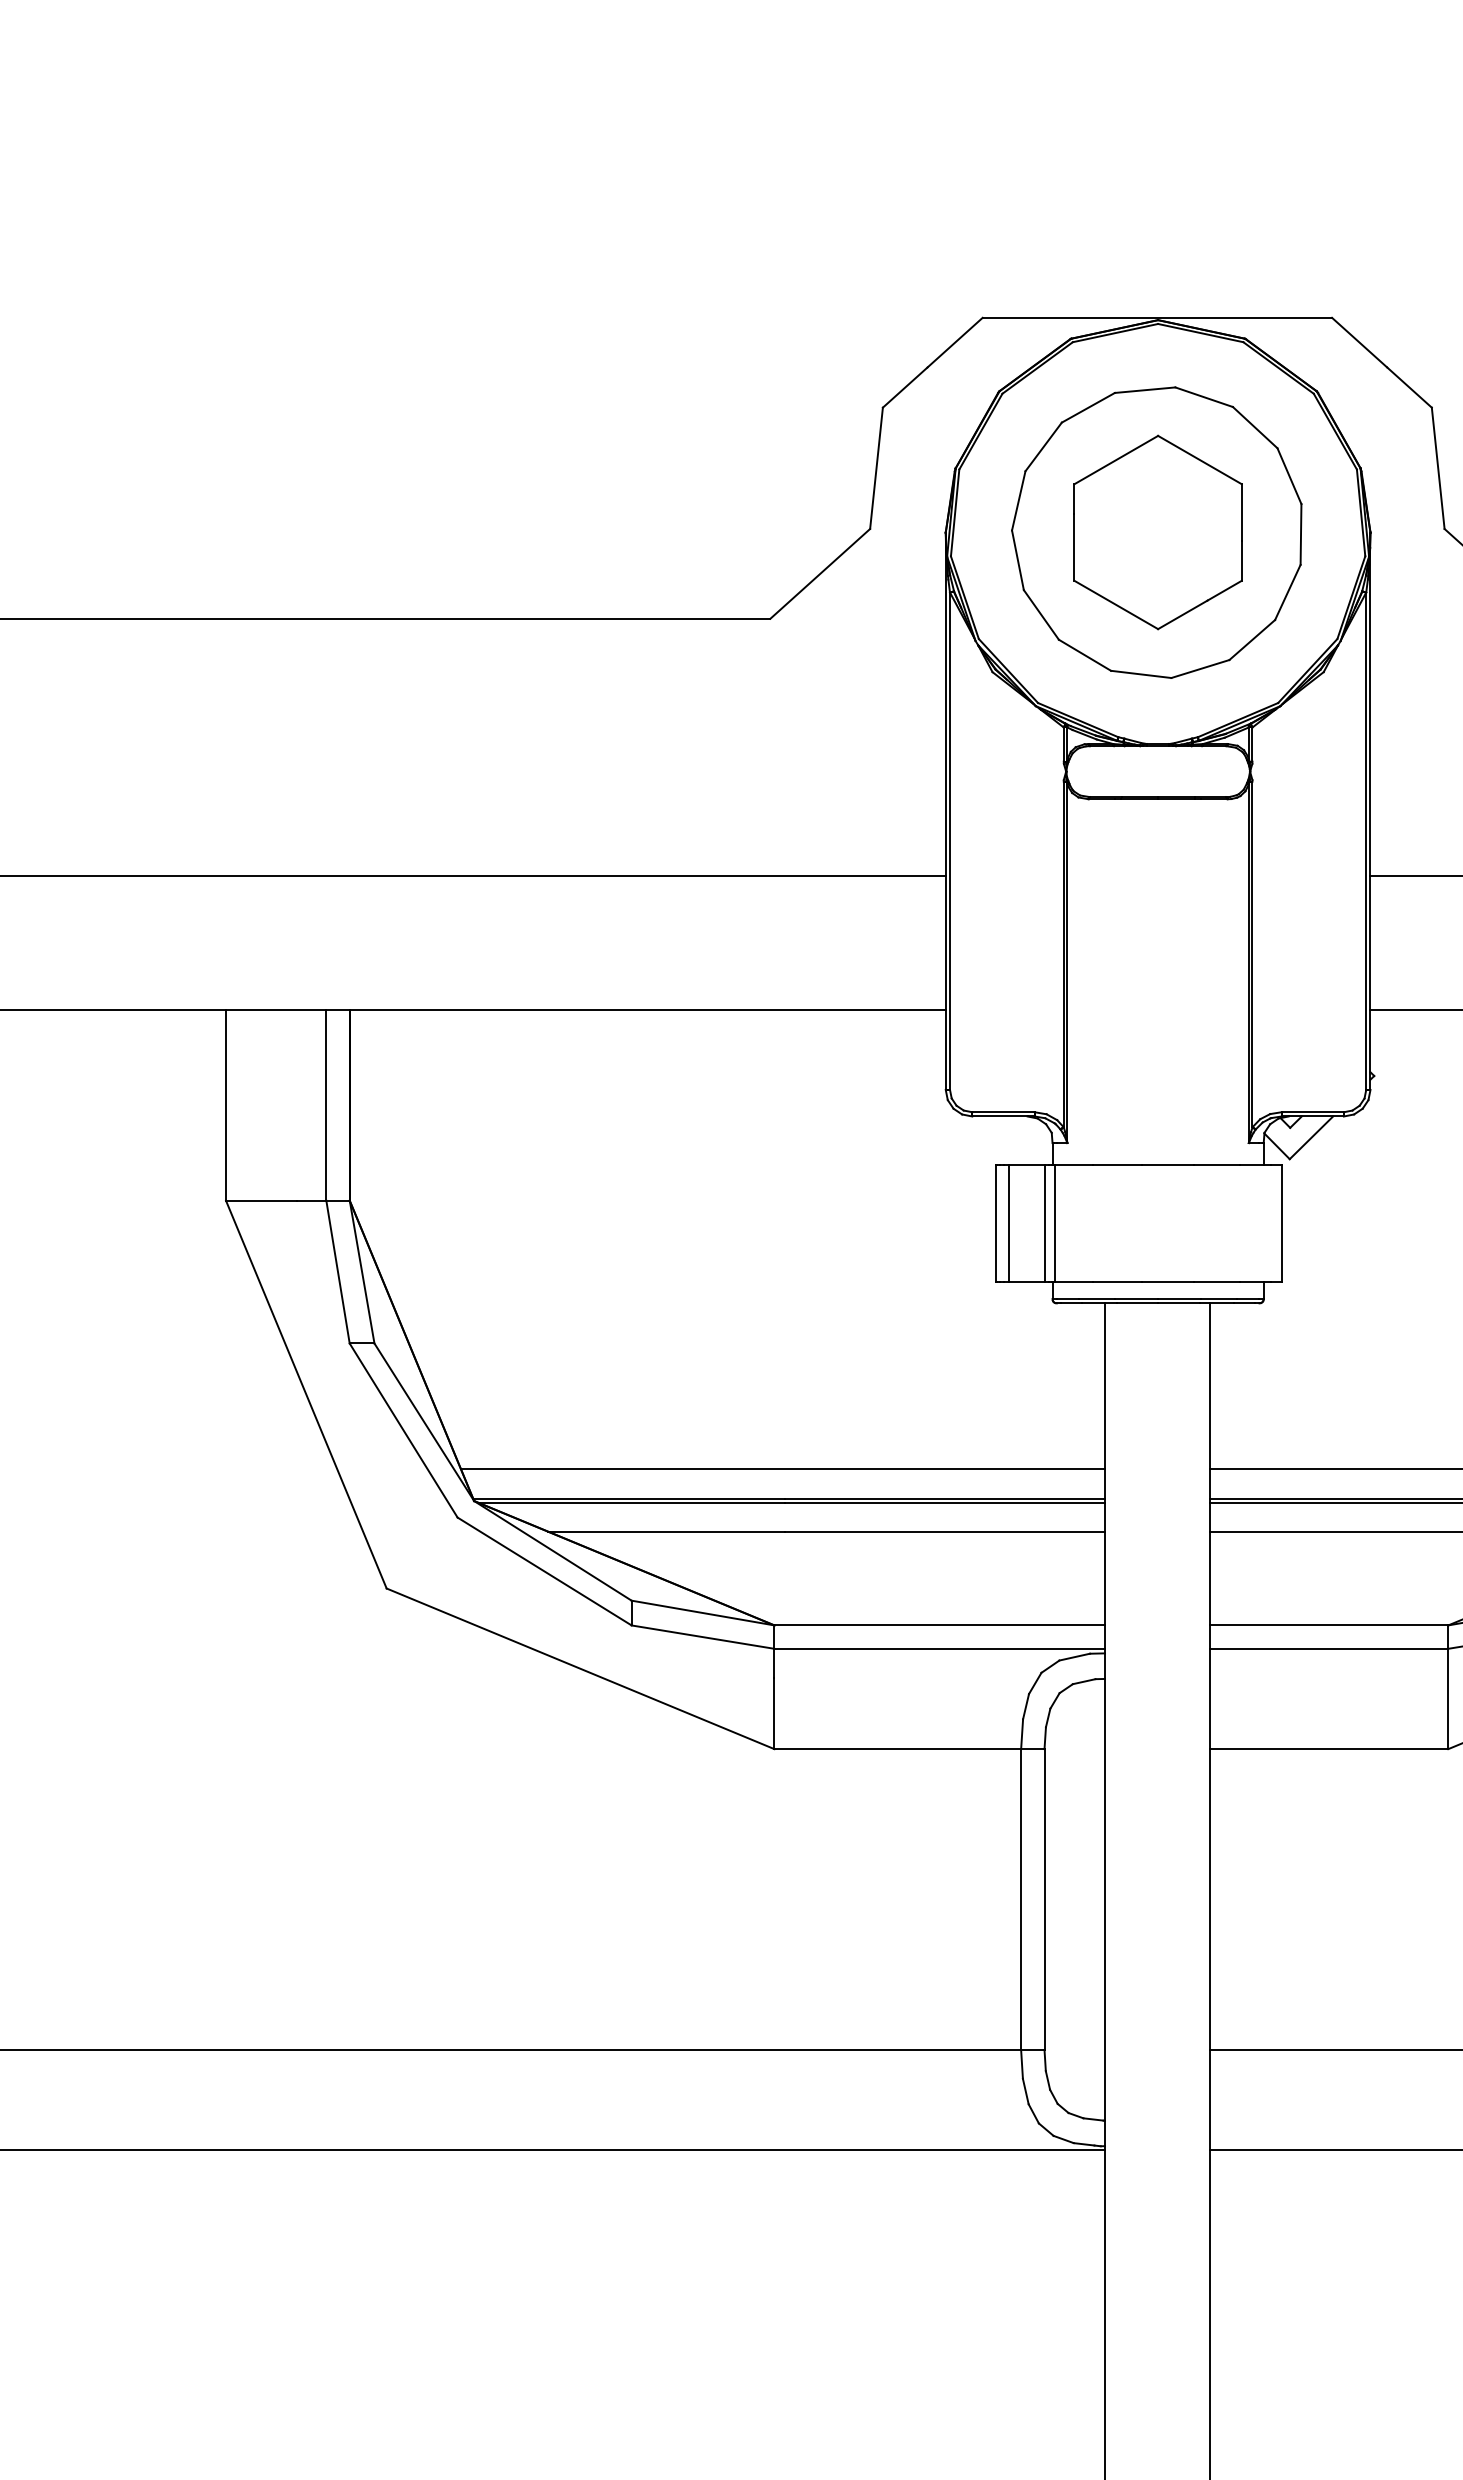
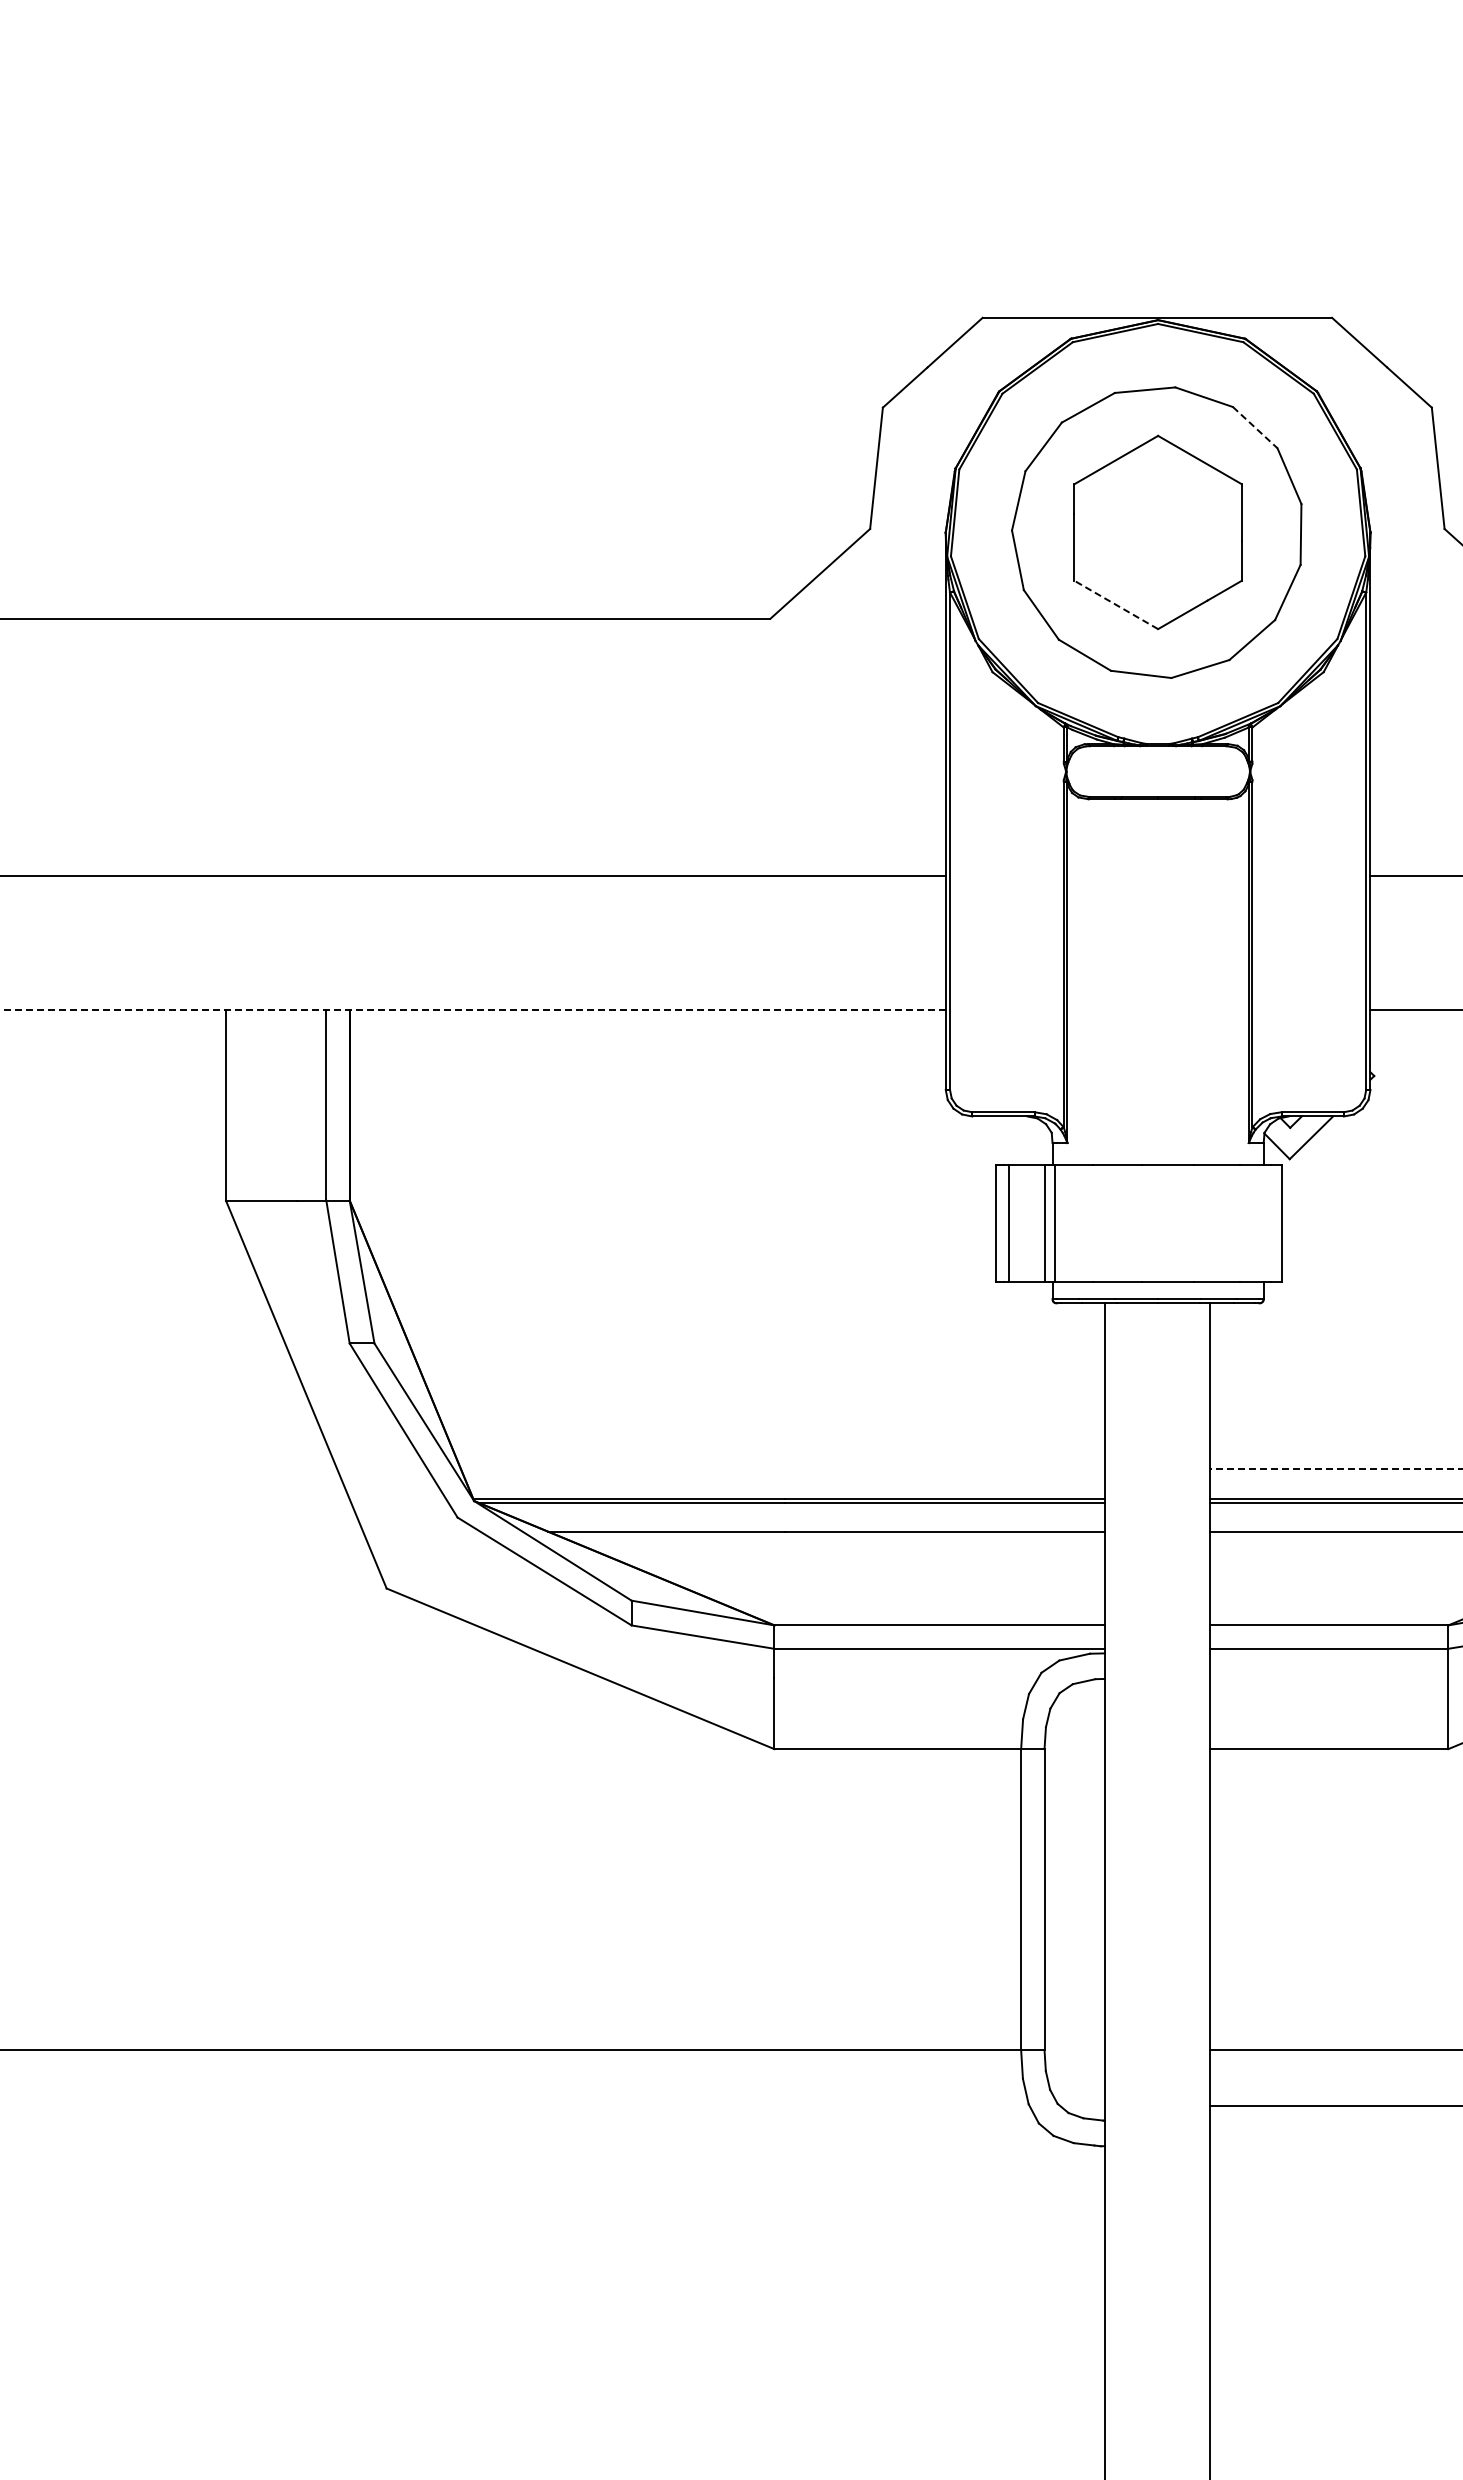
line: solid -> dashed (1255, 427)
line: solid -> dashed (1115, 604)
line: solid -> dashed (472, 1010)
line: present -> none (782, 1468)
line: solid -> dashed (1335, 1468)
line: present -> none (553, 2150)
line position: (1334, 2150) -> (1334, 2106) (1334, 2106)
